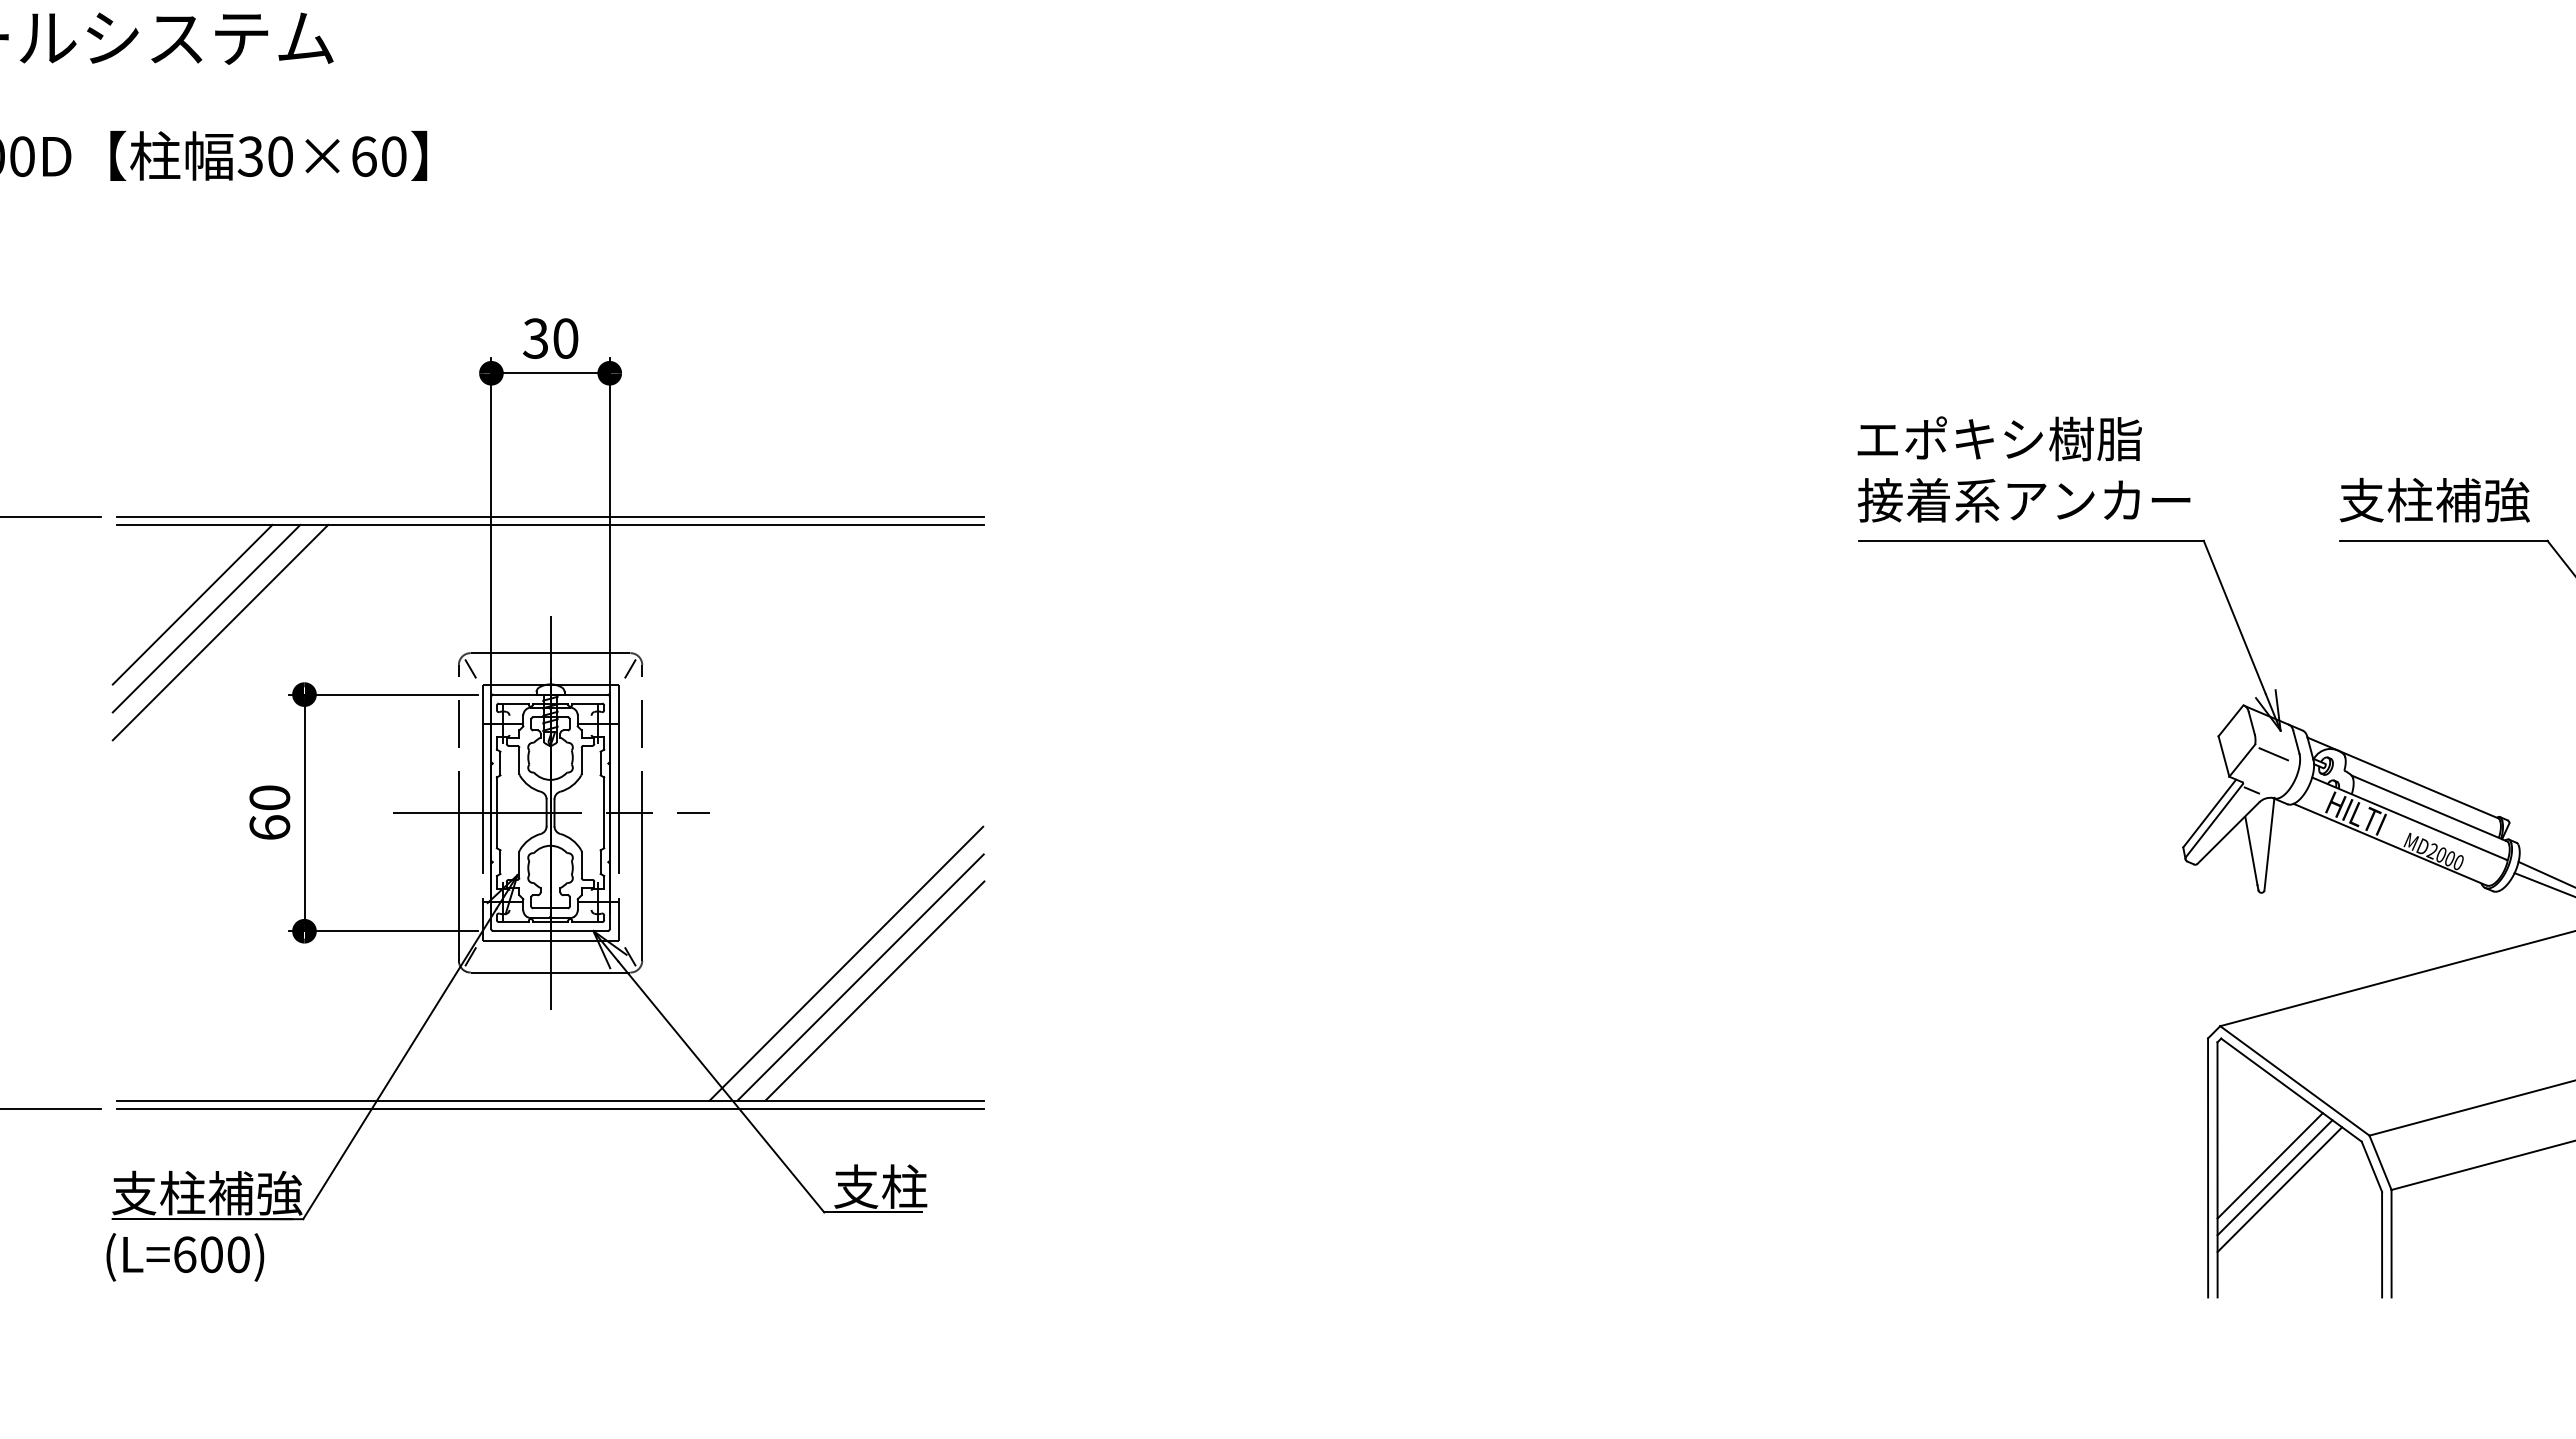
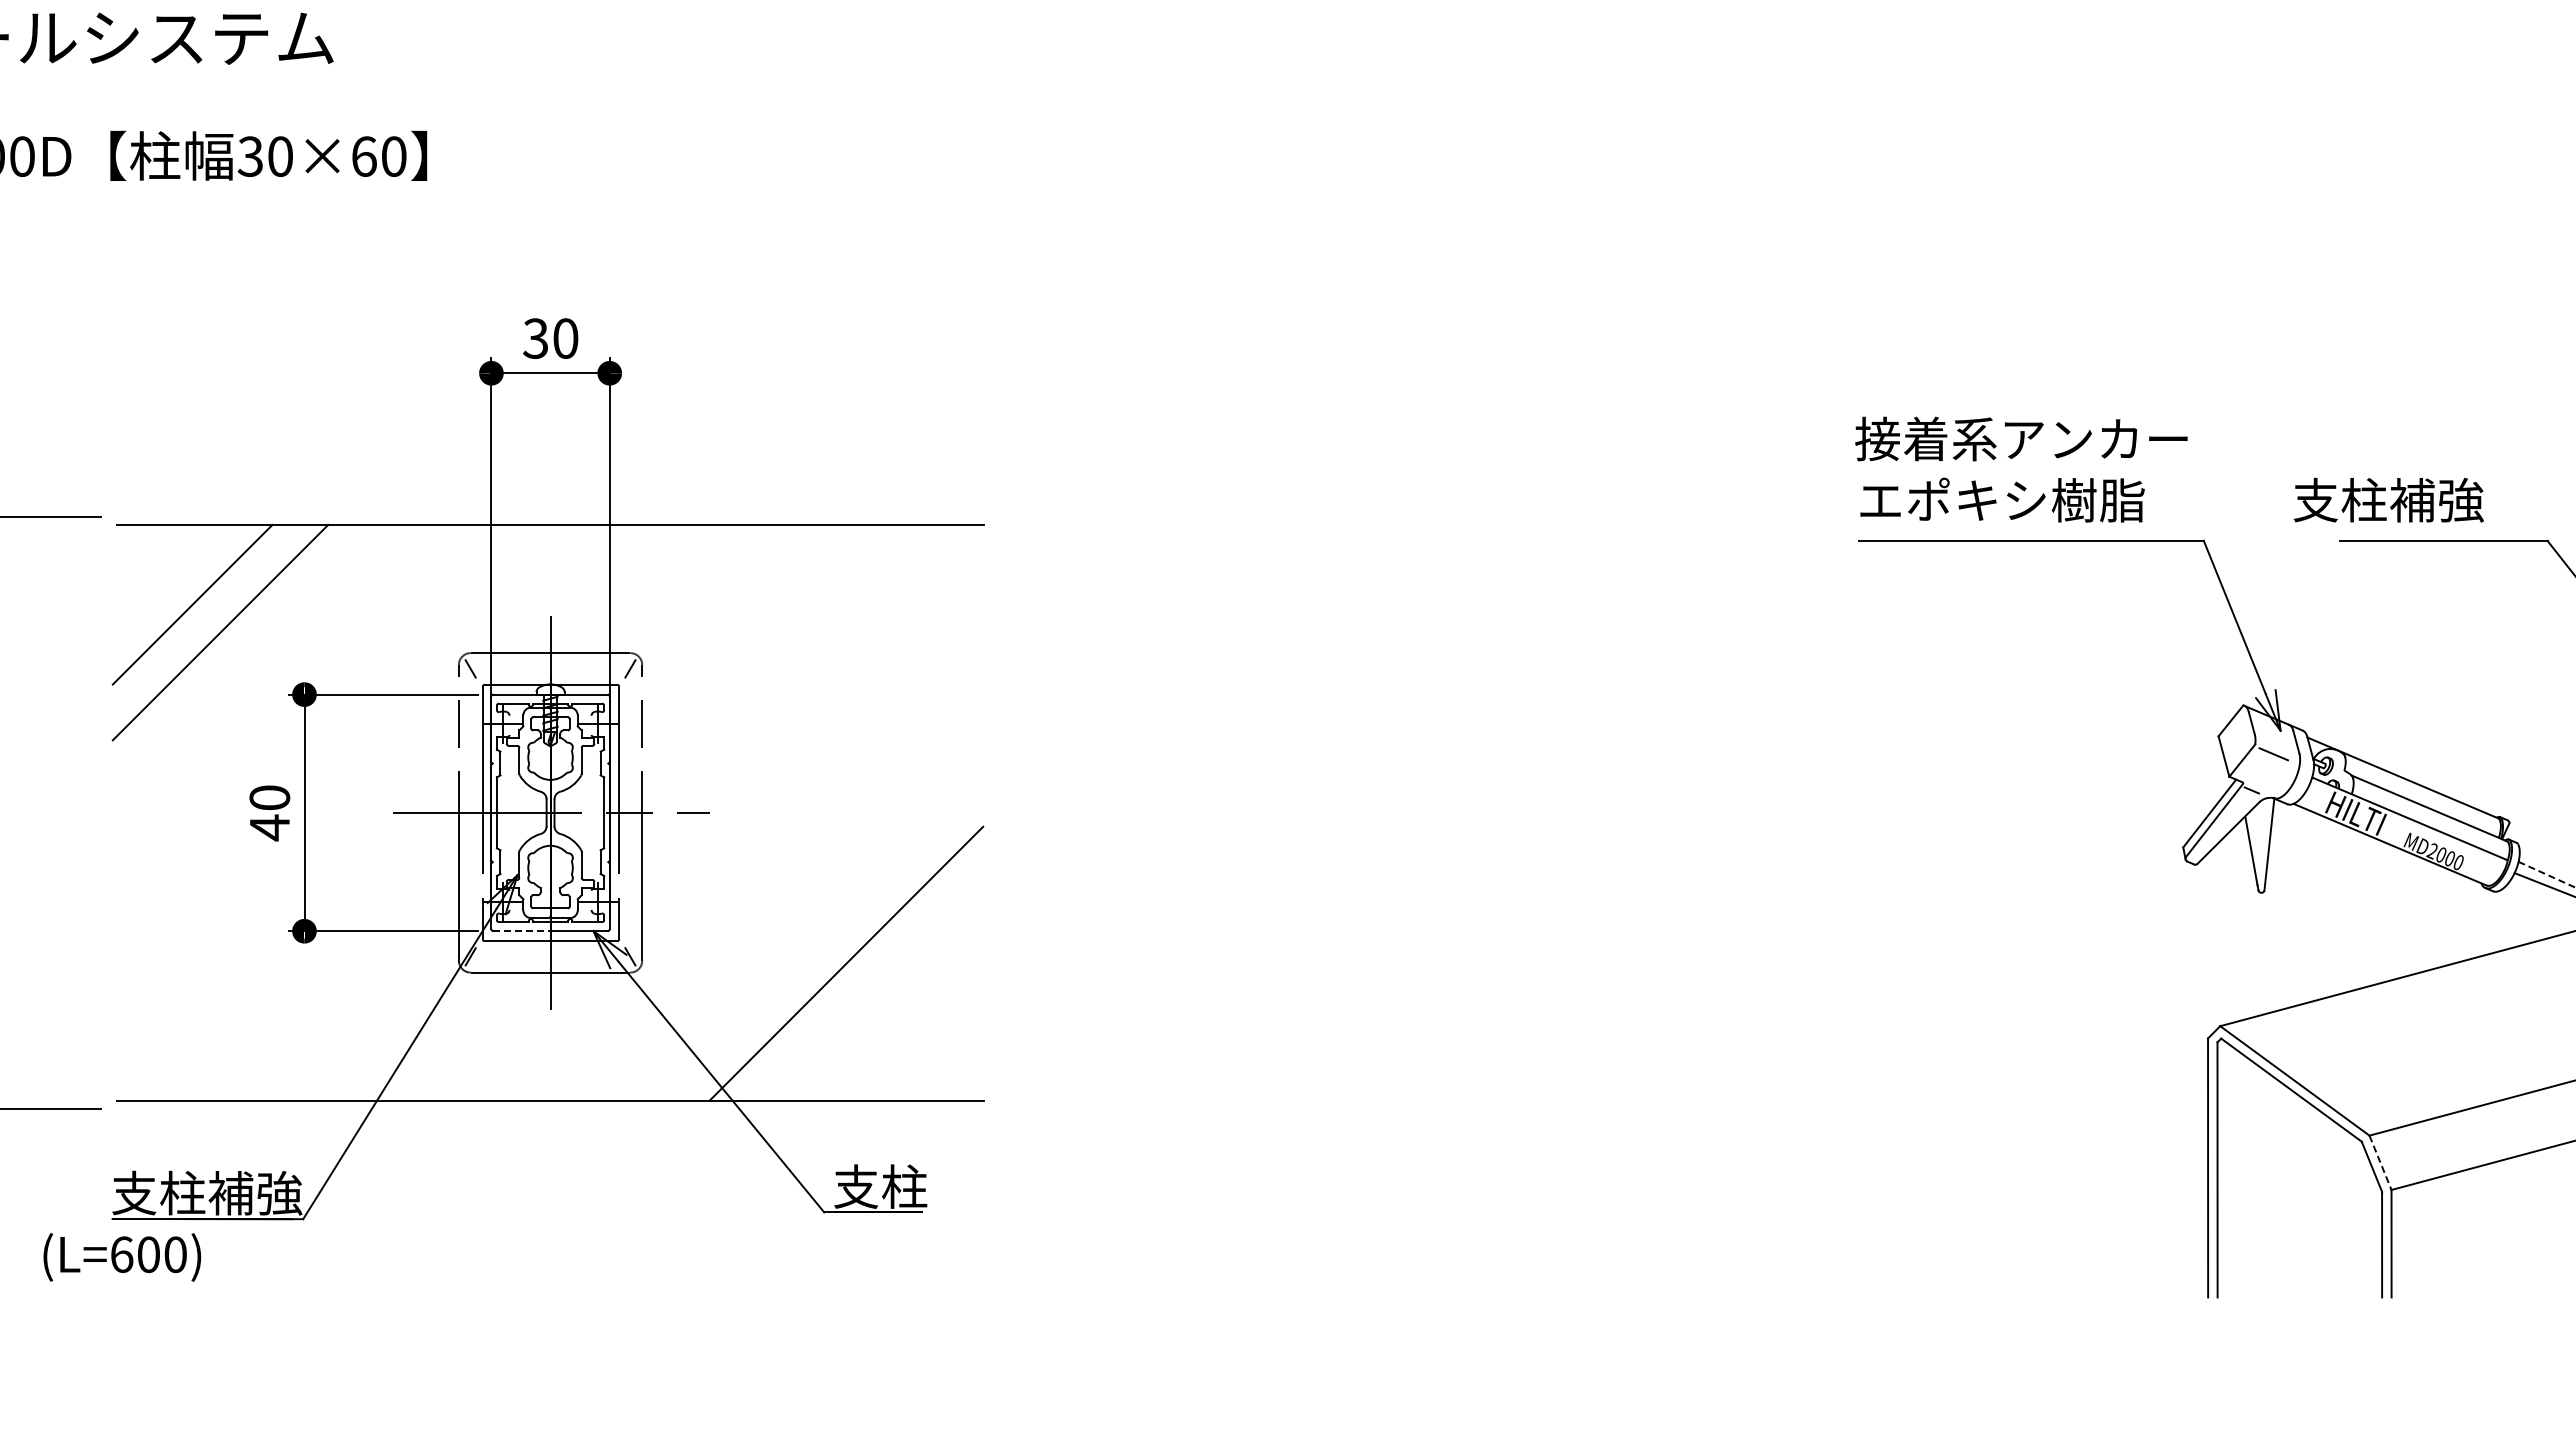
text: エポキシ樹脂 -> 接着系アンカー (2021, 438)
text: 接着系アンカー -> エポキシ樹脂 (2023, 499)
text position: (2434, 499) -> (2388, 499) (2388, 499)
line: present -> none (550, 517)
line: present -> none (206, 618)
text: 60 -> 40 (269, 827)
line: solid -> dashed (2547, 875)
line: solid -> dashed (521, 931)
line: present -> none (860, 977)
line: present -> none (874, 990)
line: present -> none (550, 1108)
line: solid -> dashed (2380, 1163)
line: present -> none (2269, 1165)
line: present -> none (2274, 1177)
line: present -> none (2279, 1189)
text position: (185, 1257) -> (122, 1257) (122, 1257)
